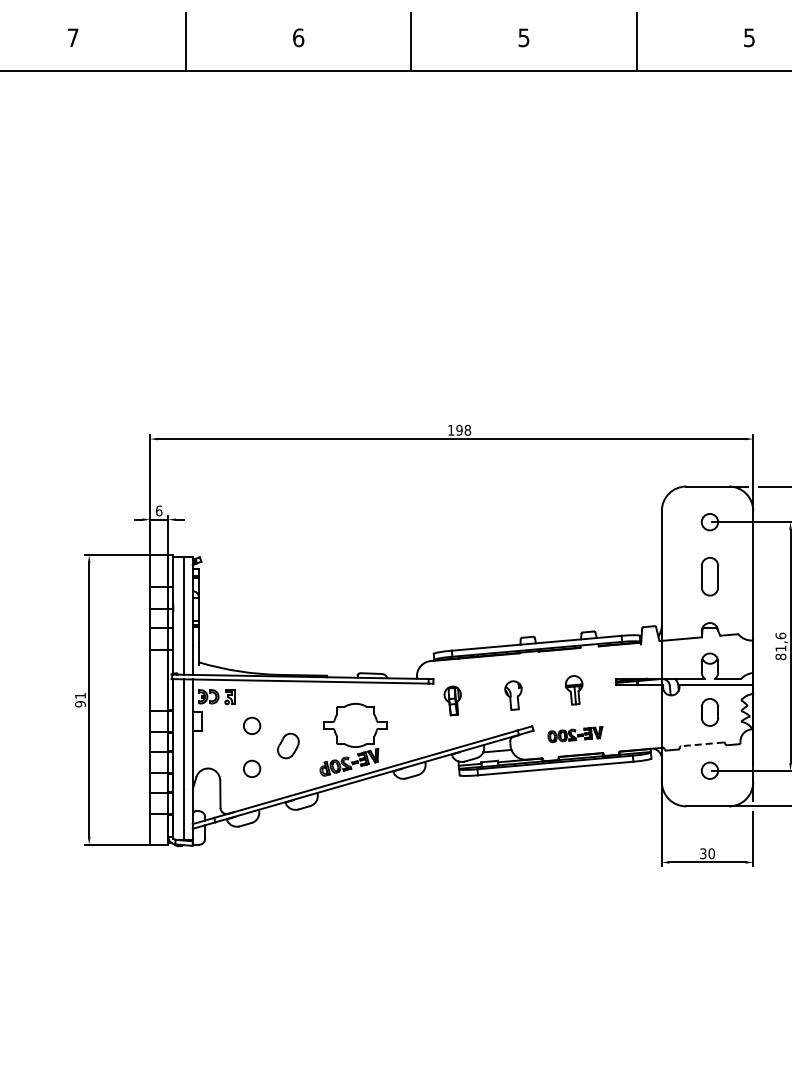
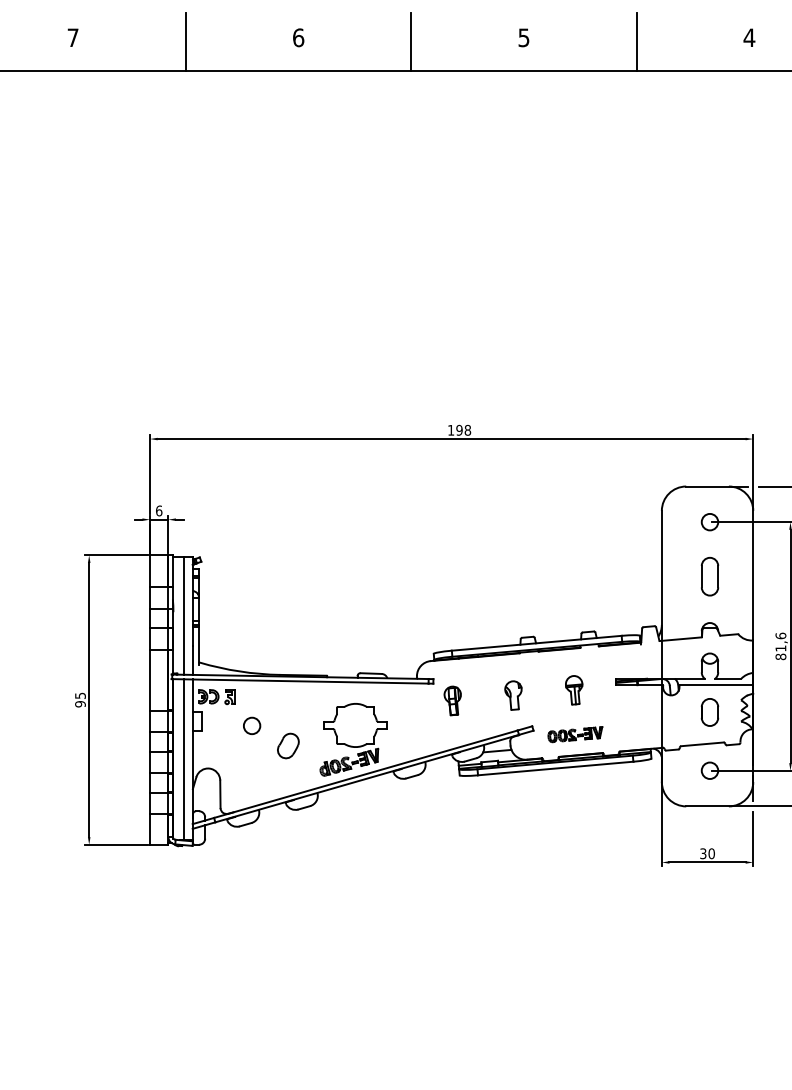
text: 5 -> 4 (749, 37)
text: 91 -> 95 (80, 695)
line: dashed -> solid (701, 744)
circle: present -> none (252, 768)
